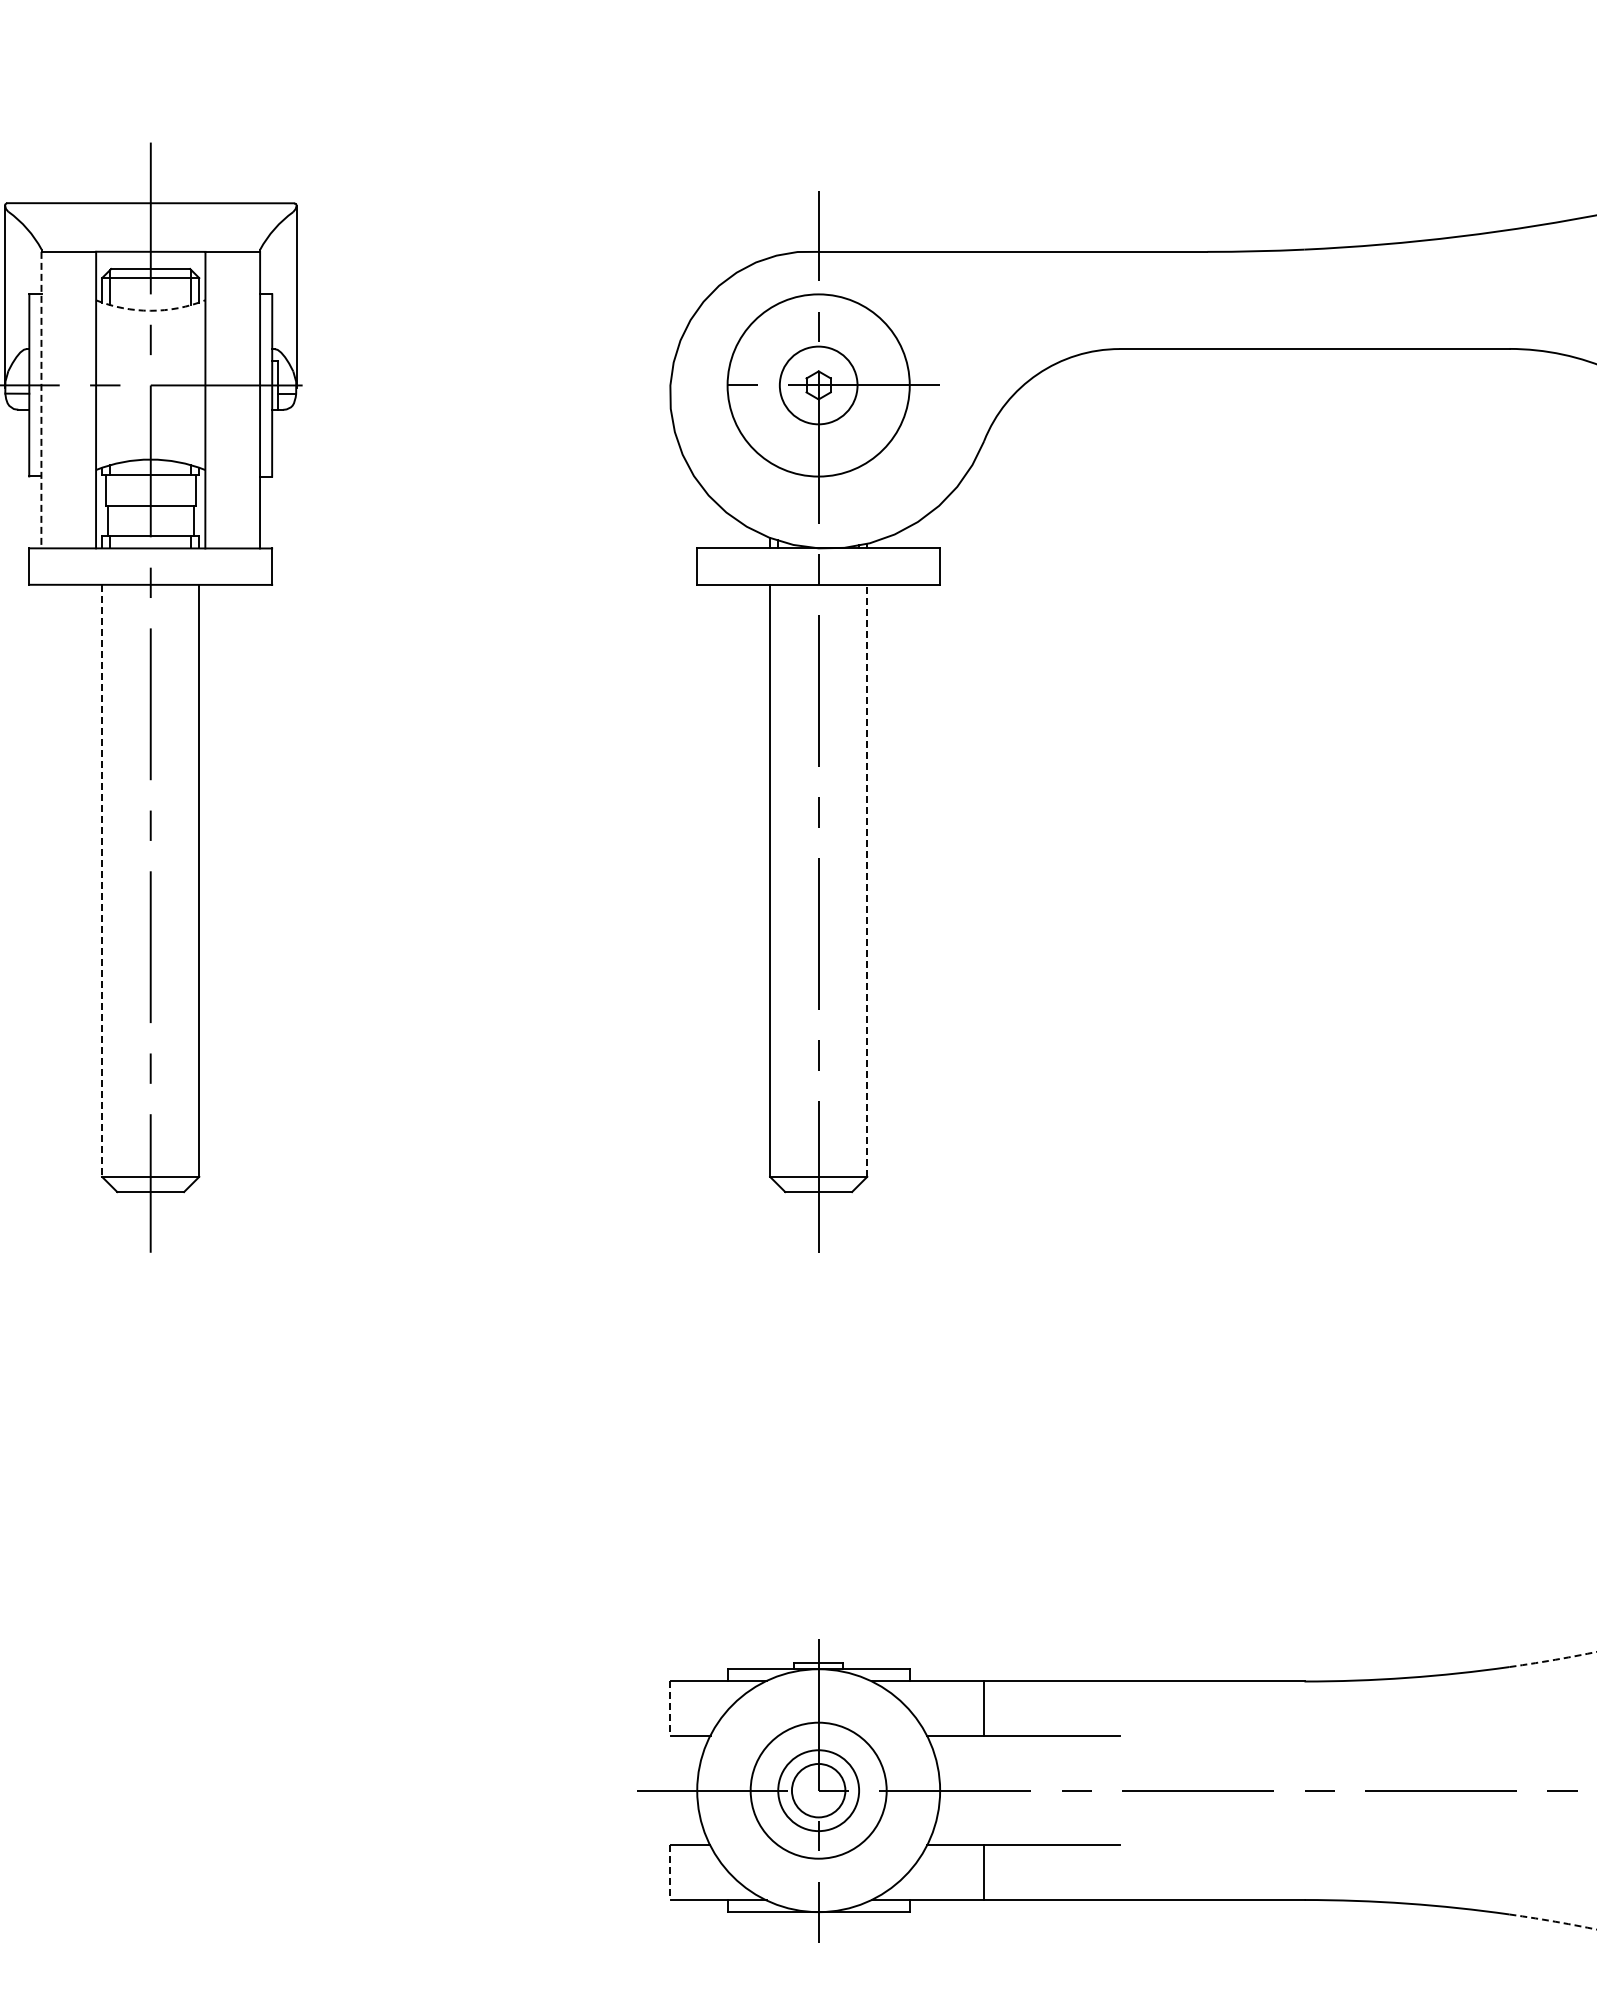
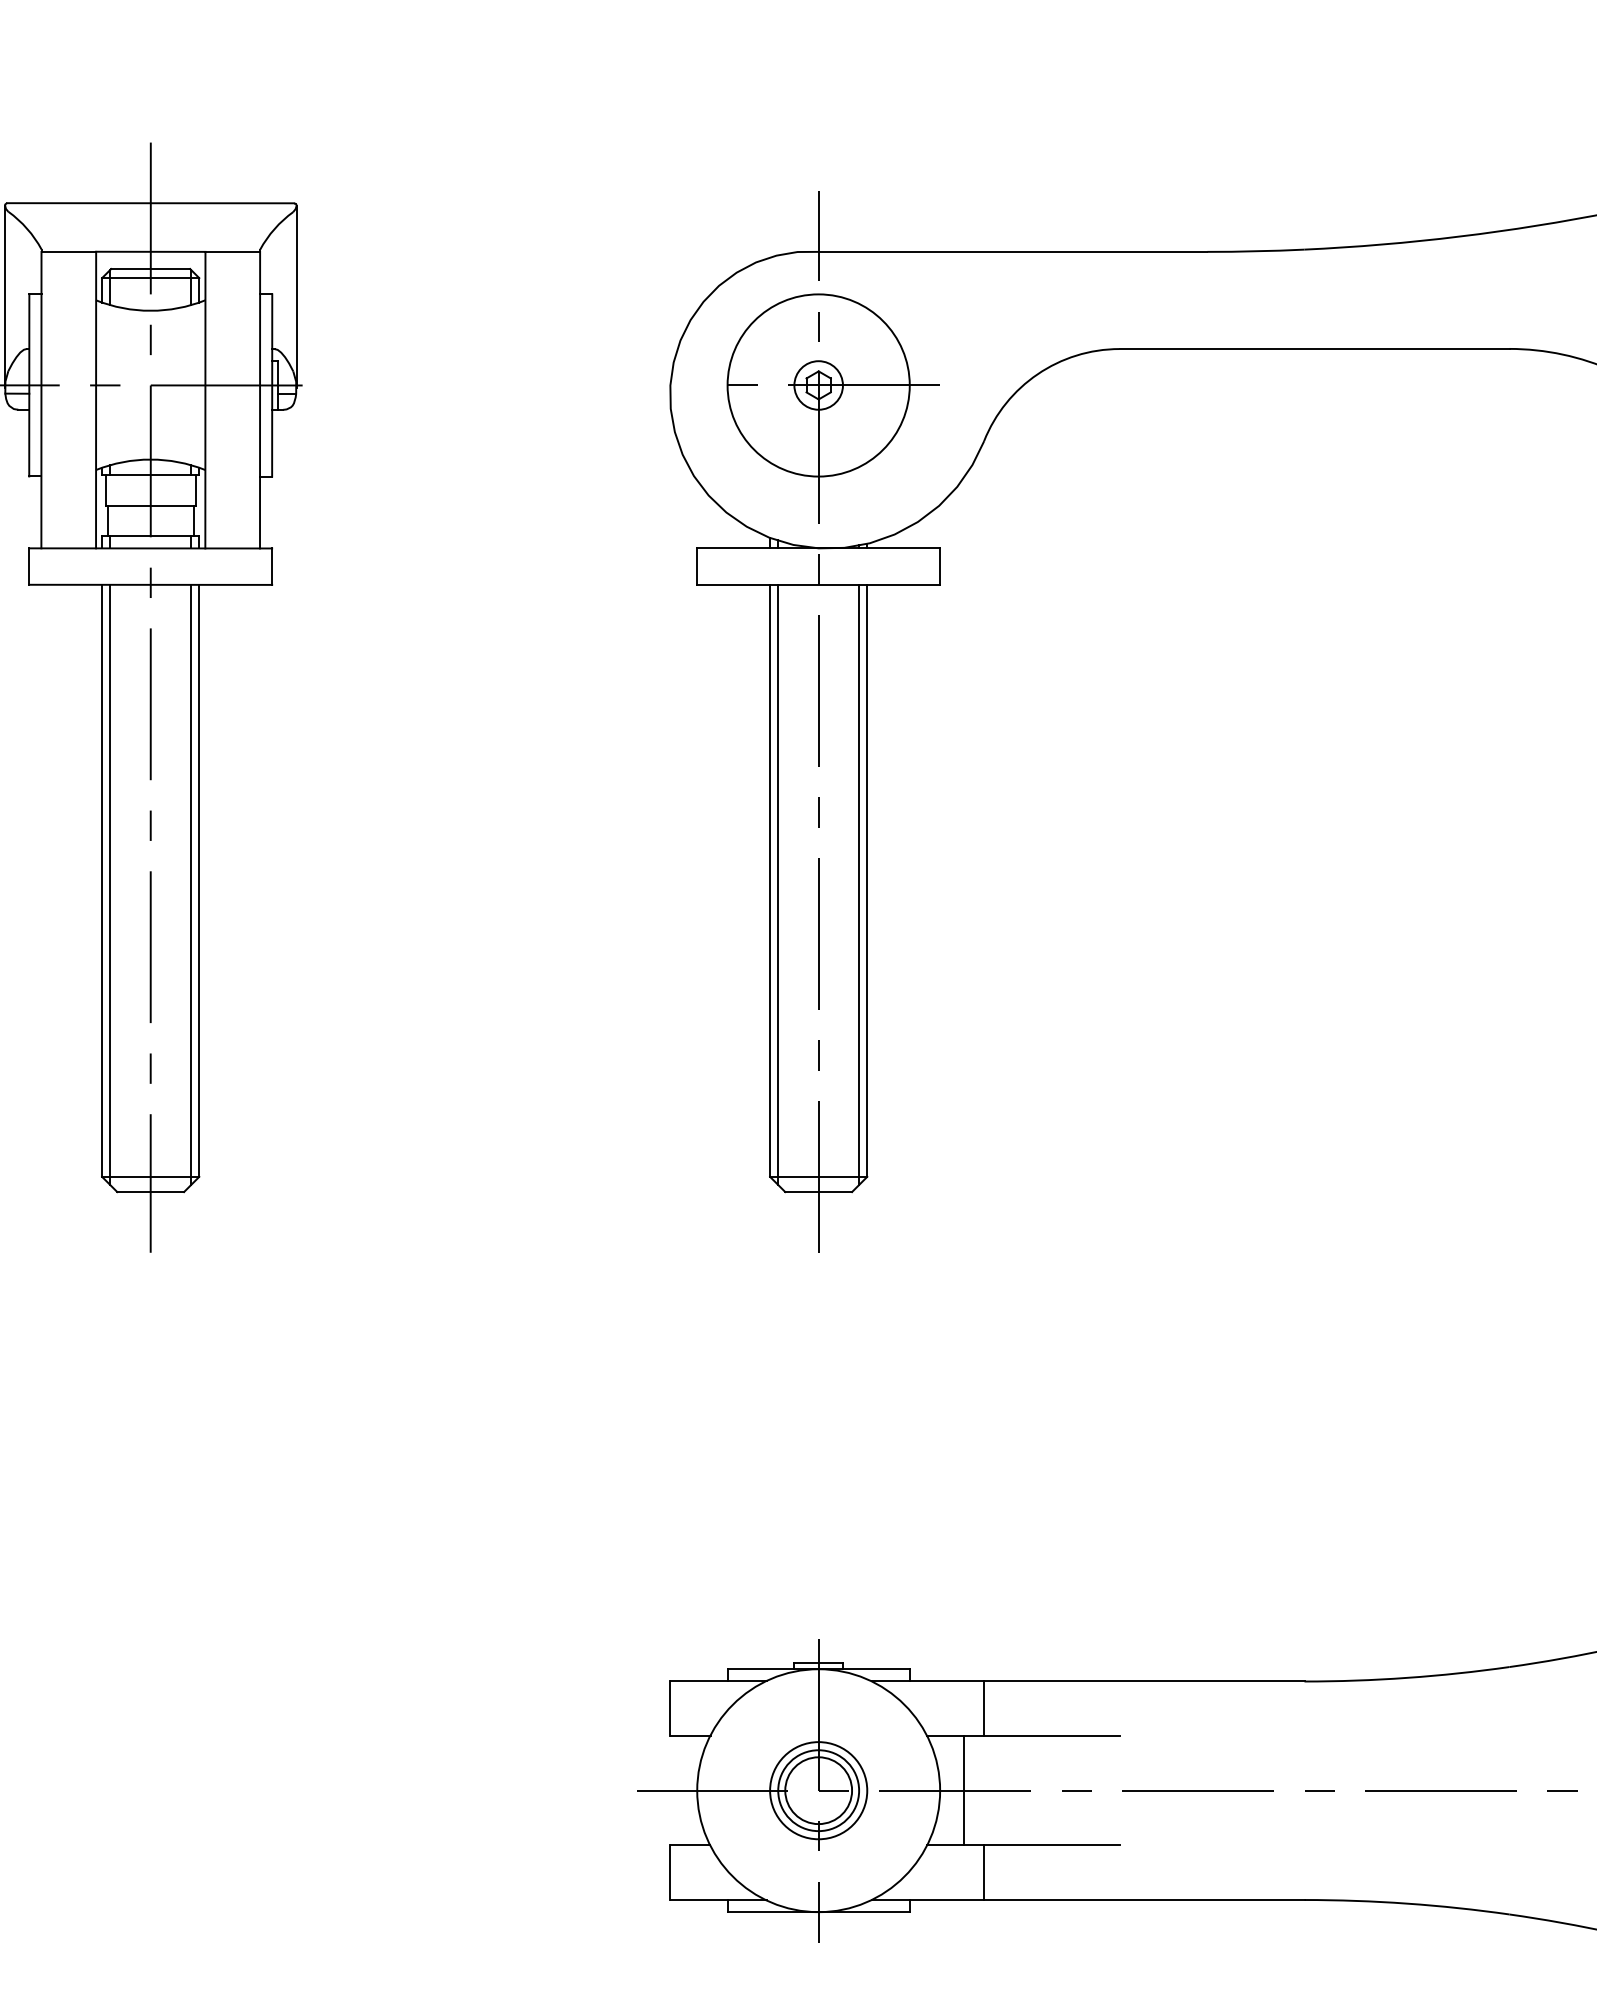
arc: dashed -> solid (150, 310)
circle diameter: 78 px -> 49 px (818, 385)
line: dashed -> solid (41, 400)
line: dashed -> solid (867, 880)
line: dashed -> solid (102, 881)
line: none -> present (110, 884)
line: none -> present (191, 884)
line: none -> present (778, 884)
line: none -> present (859, 884)
arc: dashed -> solid (1554, 1659)
line: dashed -> solid (670, 1709)
circle diameter: 136 px -> 97 px (818, 1790)
circle diameter: 53 px -> 67 px (818, 1790)
line: none -> present (964, 1790)
line: dashed -> solid (670, 1873)
arc: dashed -> solid (1553, 1921)
